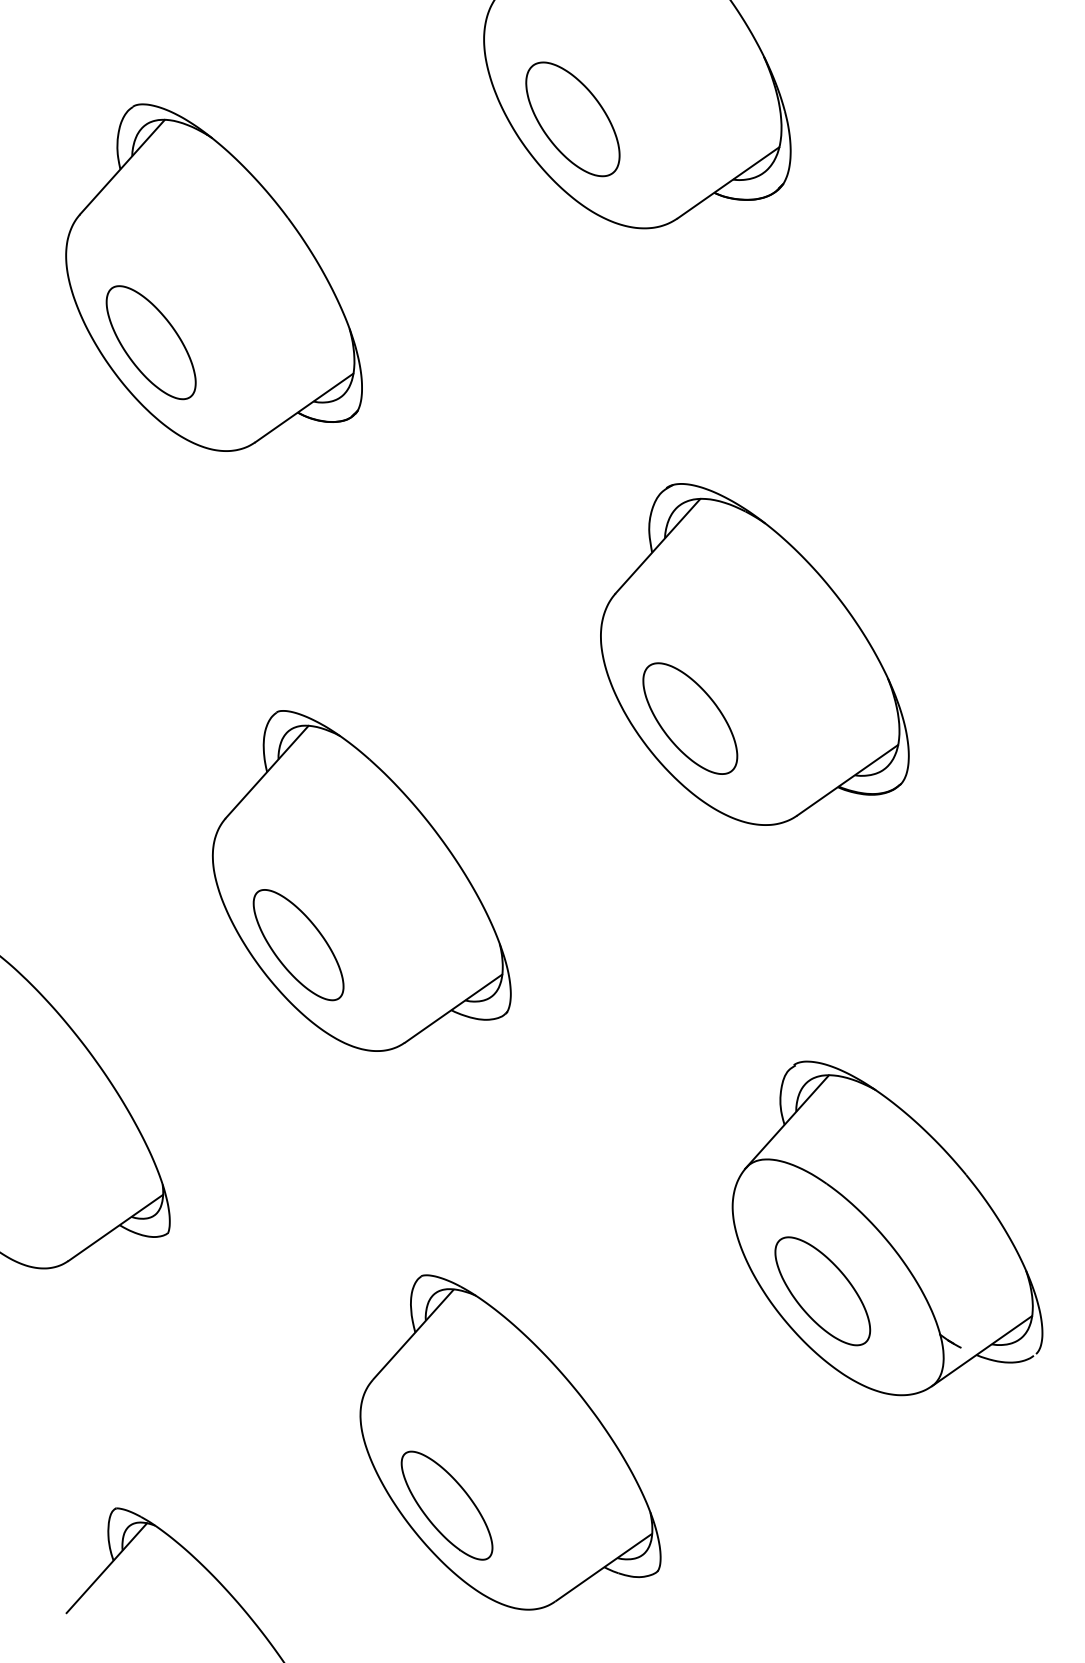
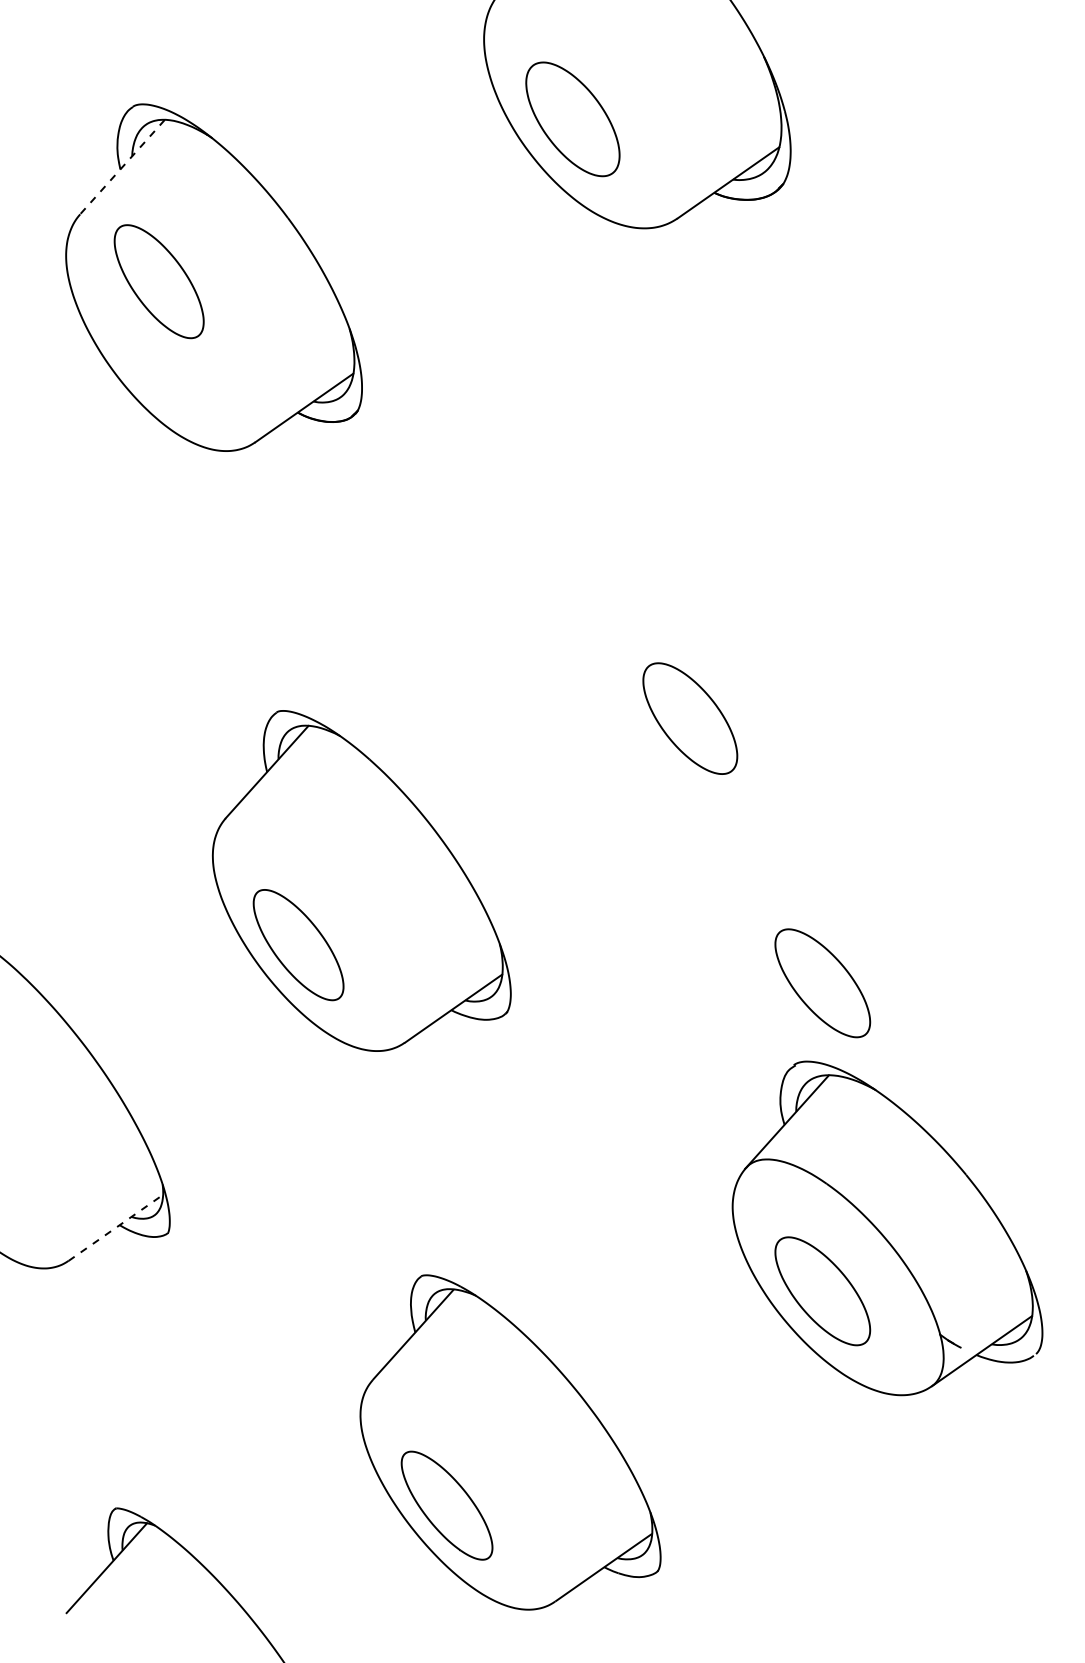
line: solid -> dashed (122, 167)
part position: (150, 342) -> (158, 281) (158, 281)
part: present -> none (754, 654)
part: none -> present (822, 983)
line: solid -> dashed (115, 1227)
